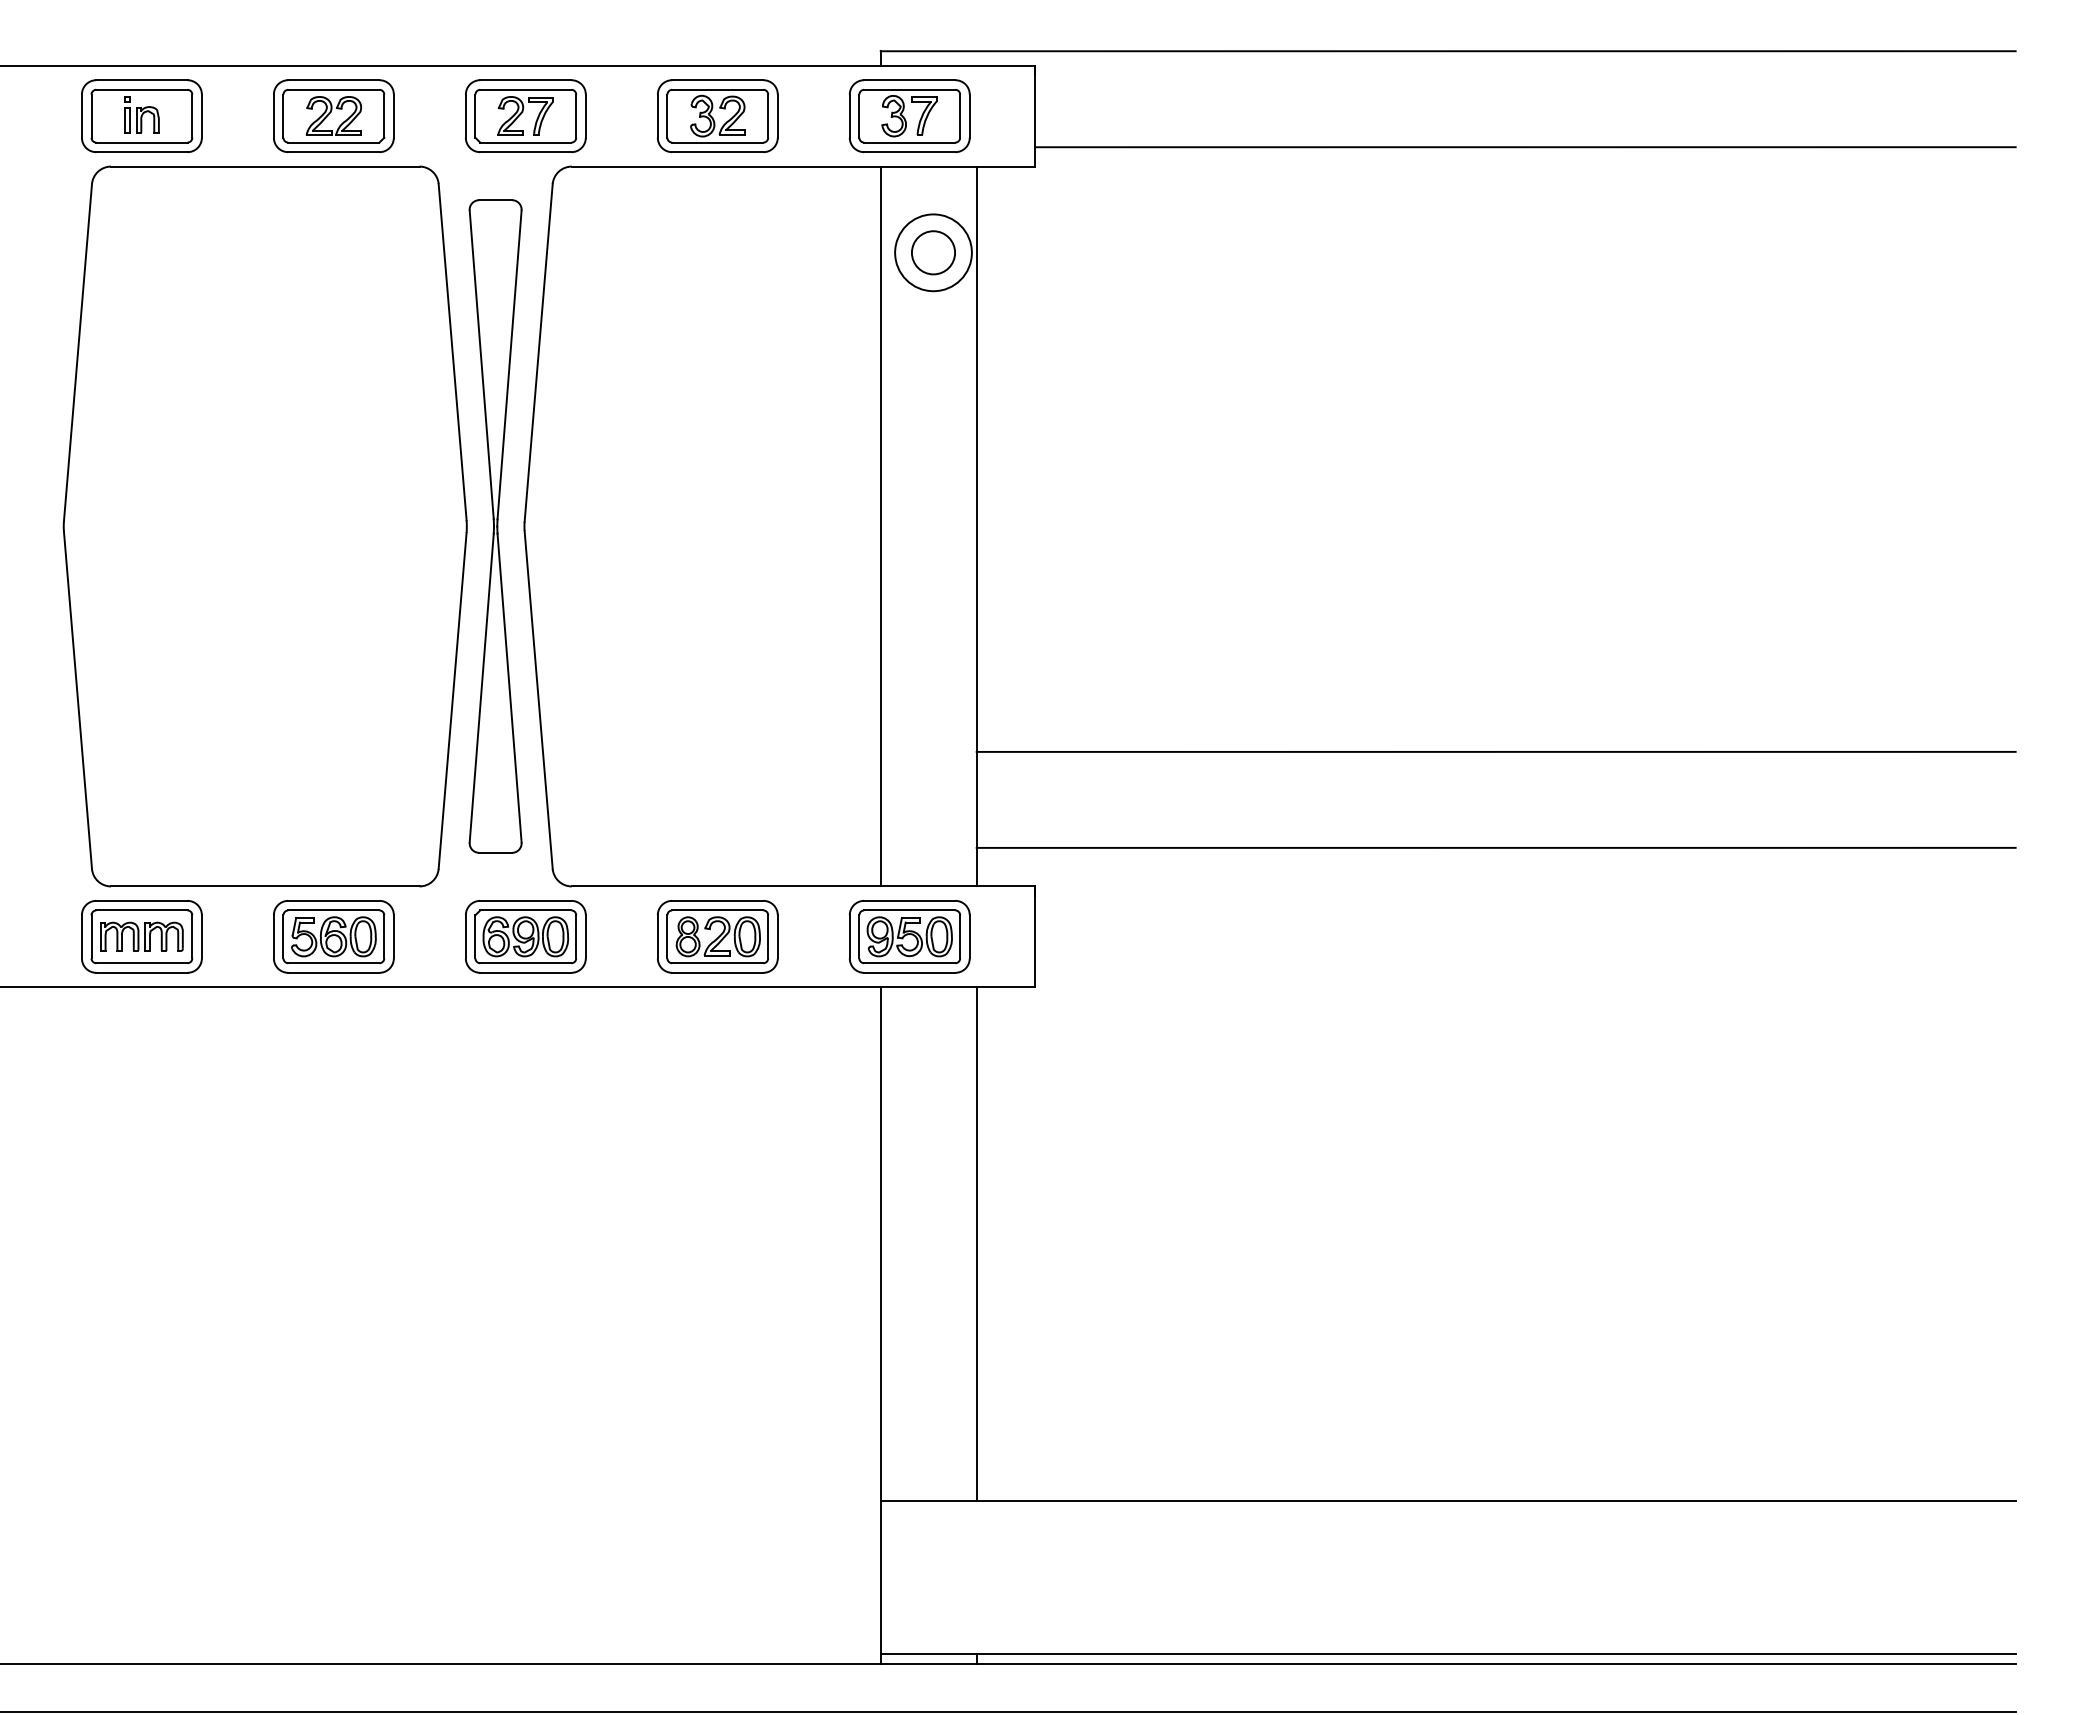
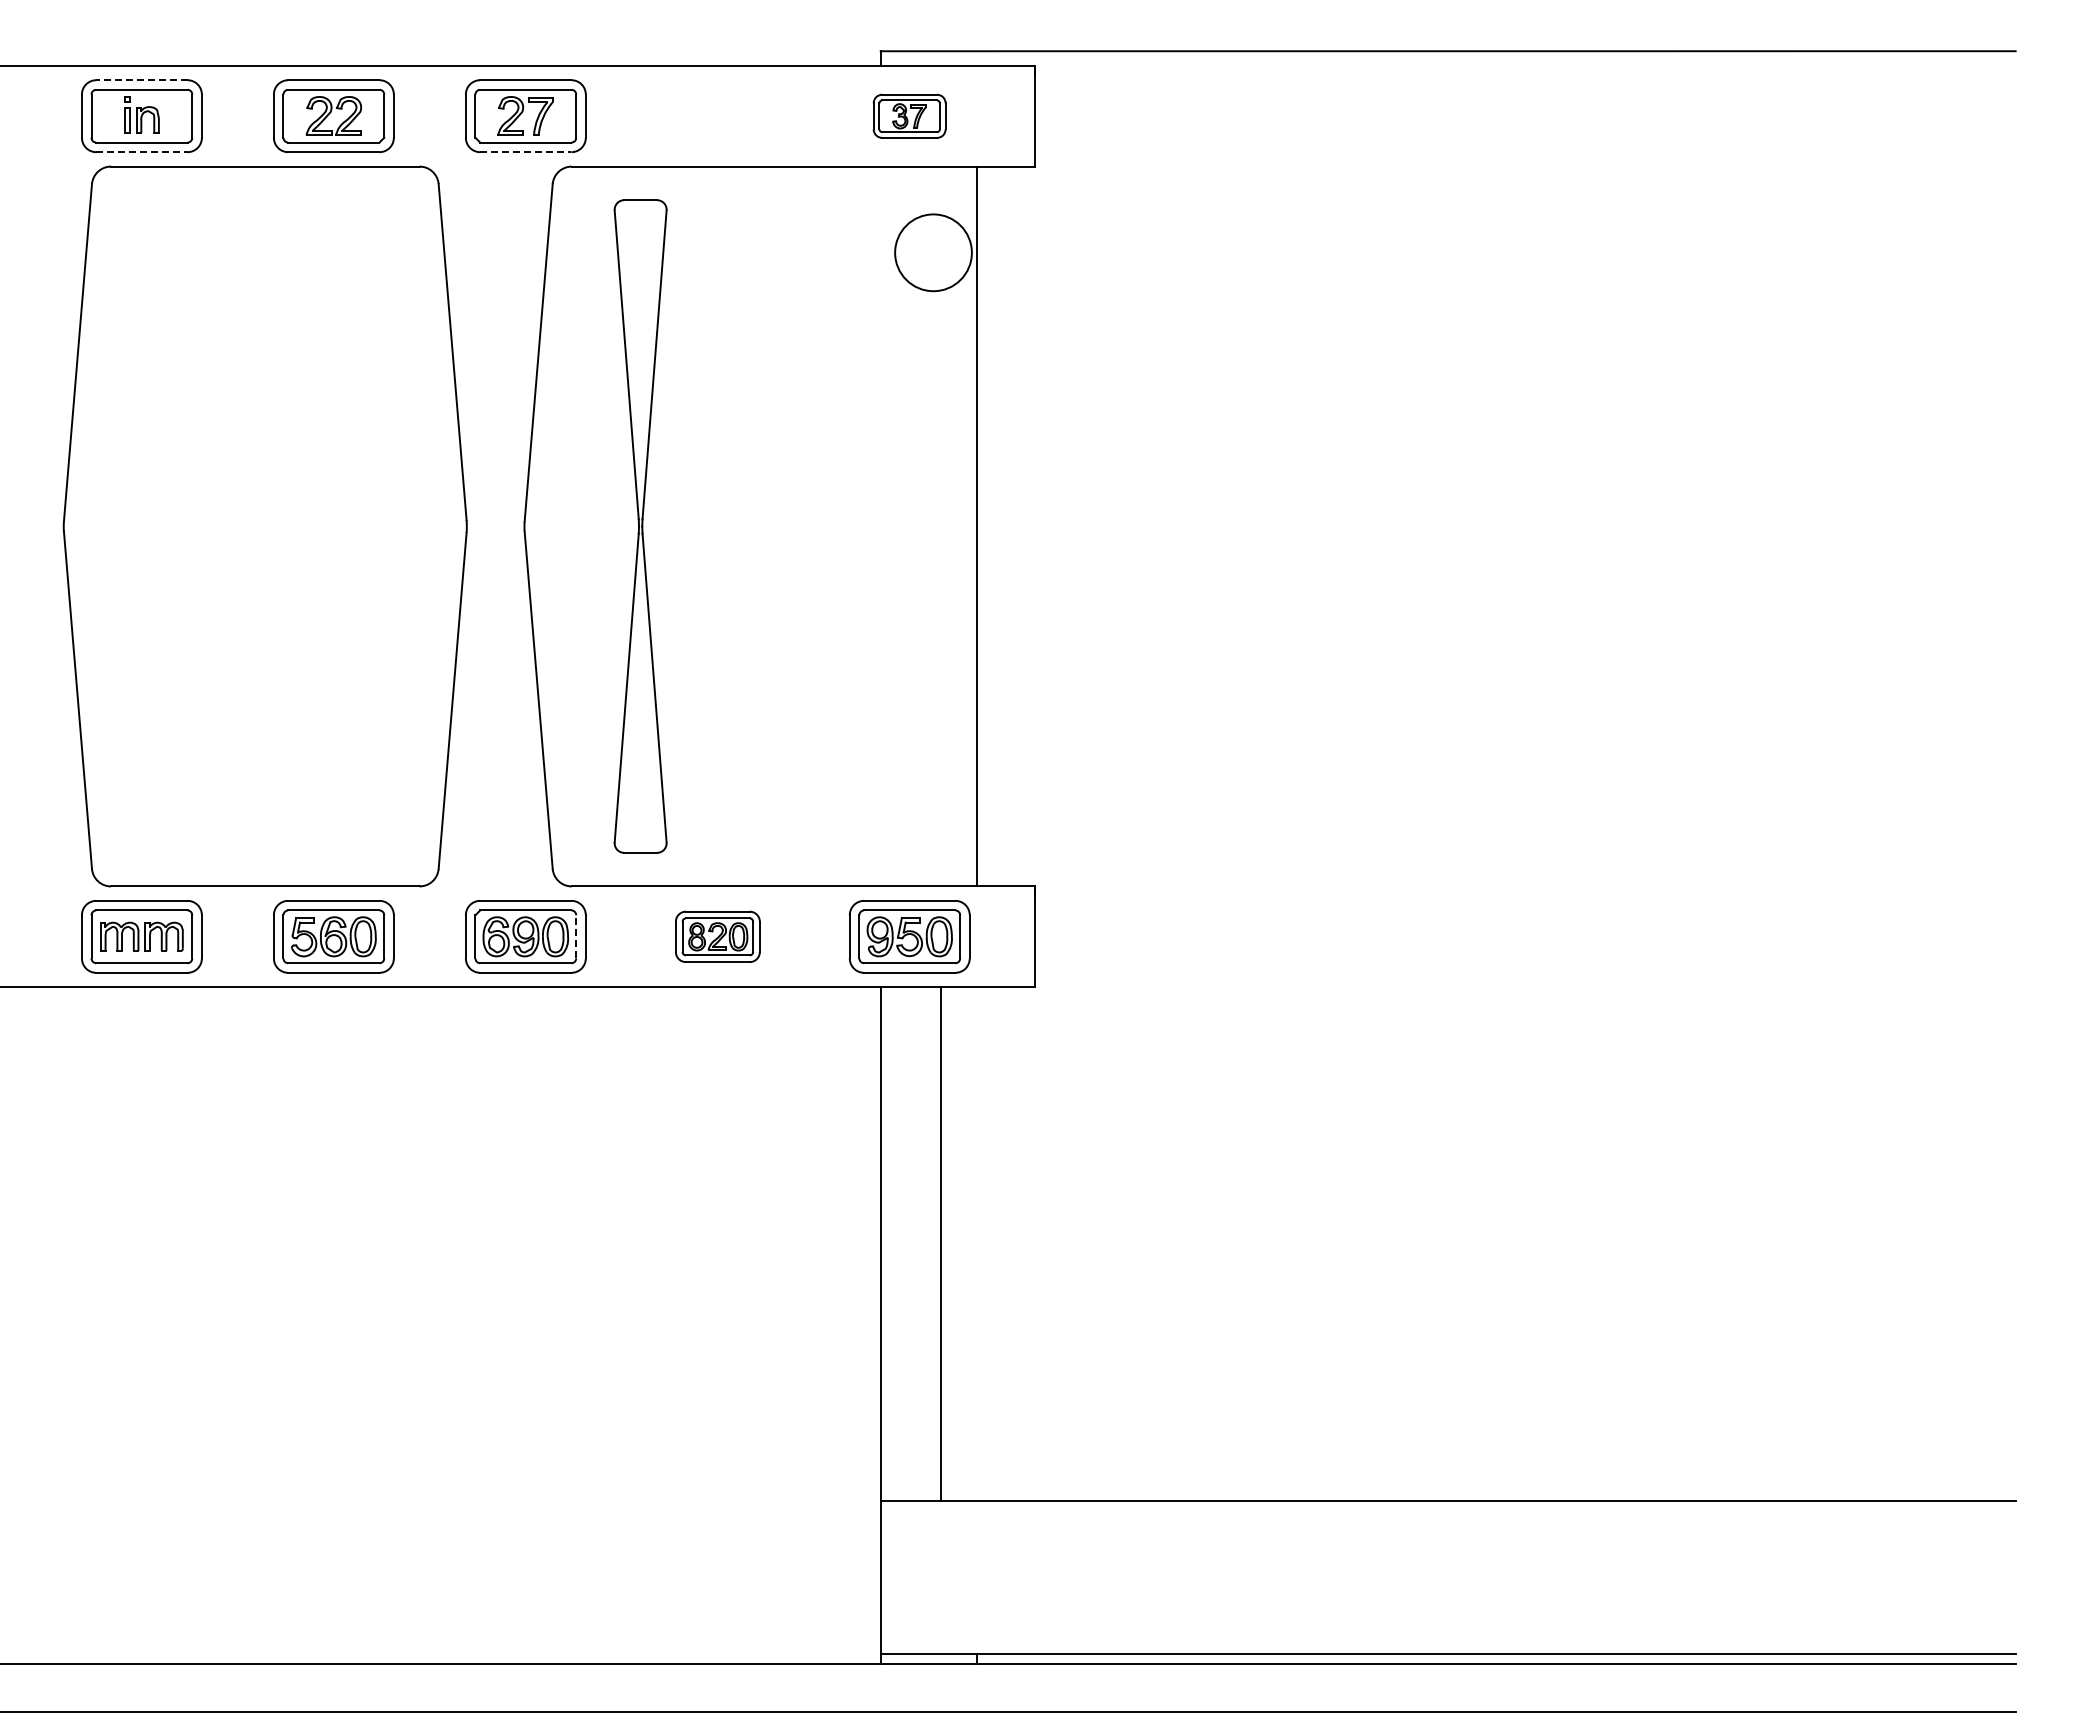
line: solid -> dashed (141, 80)
part: present -> none (717, 116)
part size: 123x75 px -> 75x46 px (909, 115)
line: present -> none (1525, 147)
line: solid -> dashed (141, 152)
line: solid -> dashed (525, 152)
circle: present -> none (933, 252)
part position: (495, 526) -> (640, 526) (640, 526)
line: present -> none (880, 526)
line: present -> none (1495, 751)
line: present -> none (1495, 847)
line: solid -> dashed (576, 936)
part size: 122x74 px -> 86x53 px (717, 936)
line position: (976, 1244) -> (940, 1244) (940, 1244)
